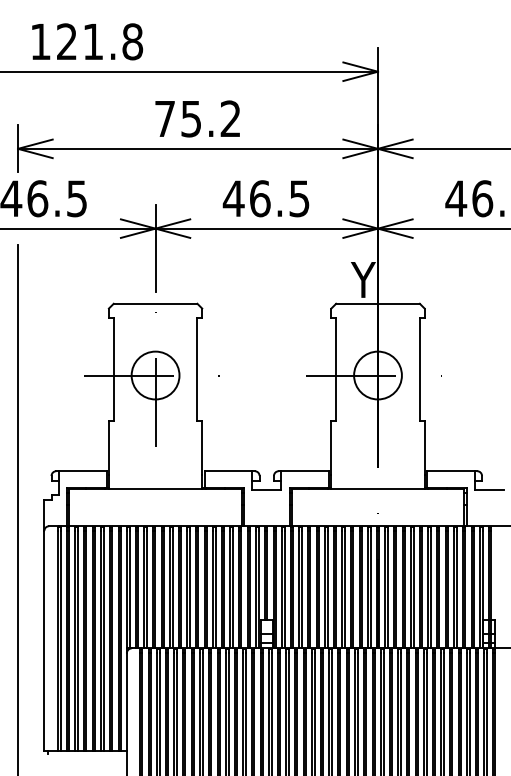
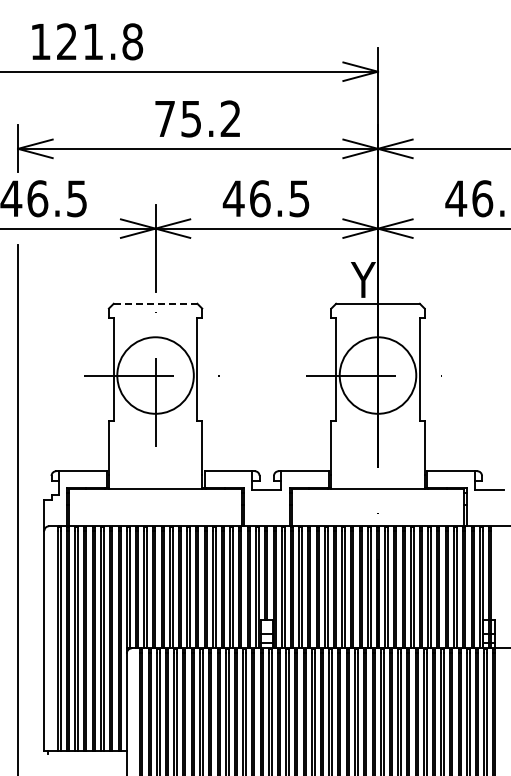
line: solid -> dashed (155, 303)
circle diameter: 48 px -> 77 px (155, 375)
circle diameter: 48 px -> 77 px (377, 375)
